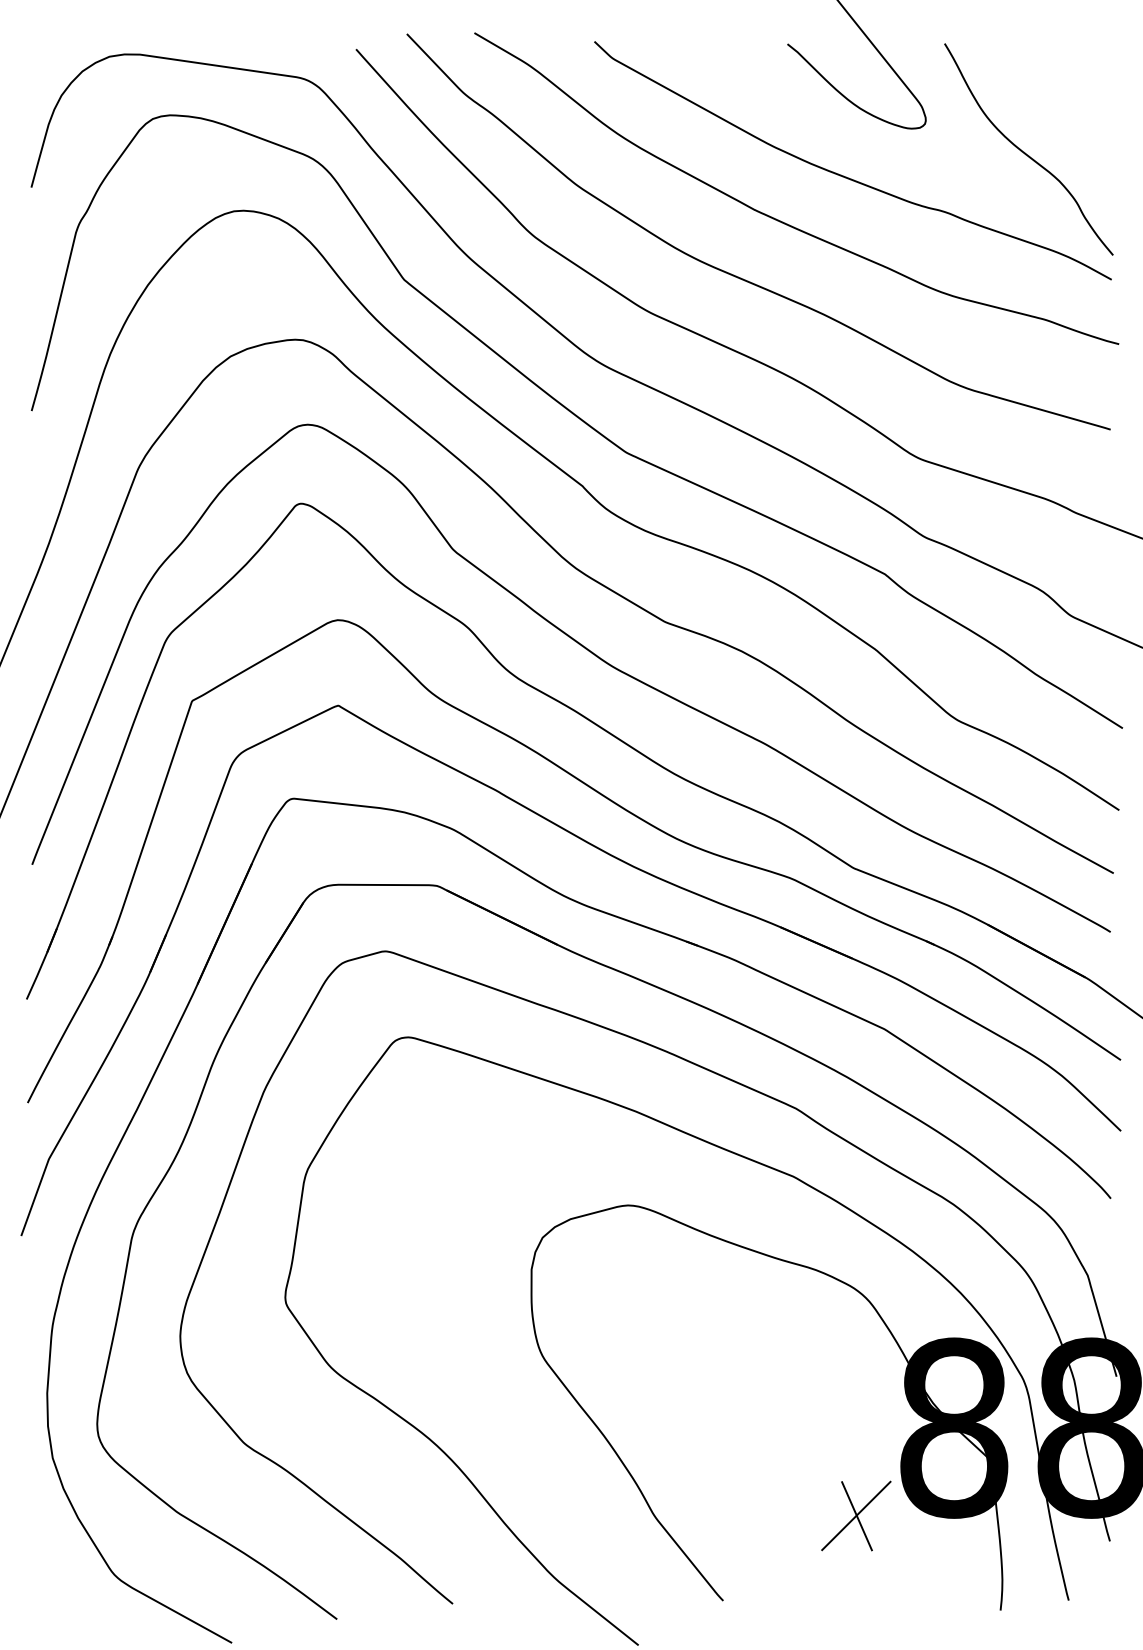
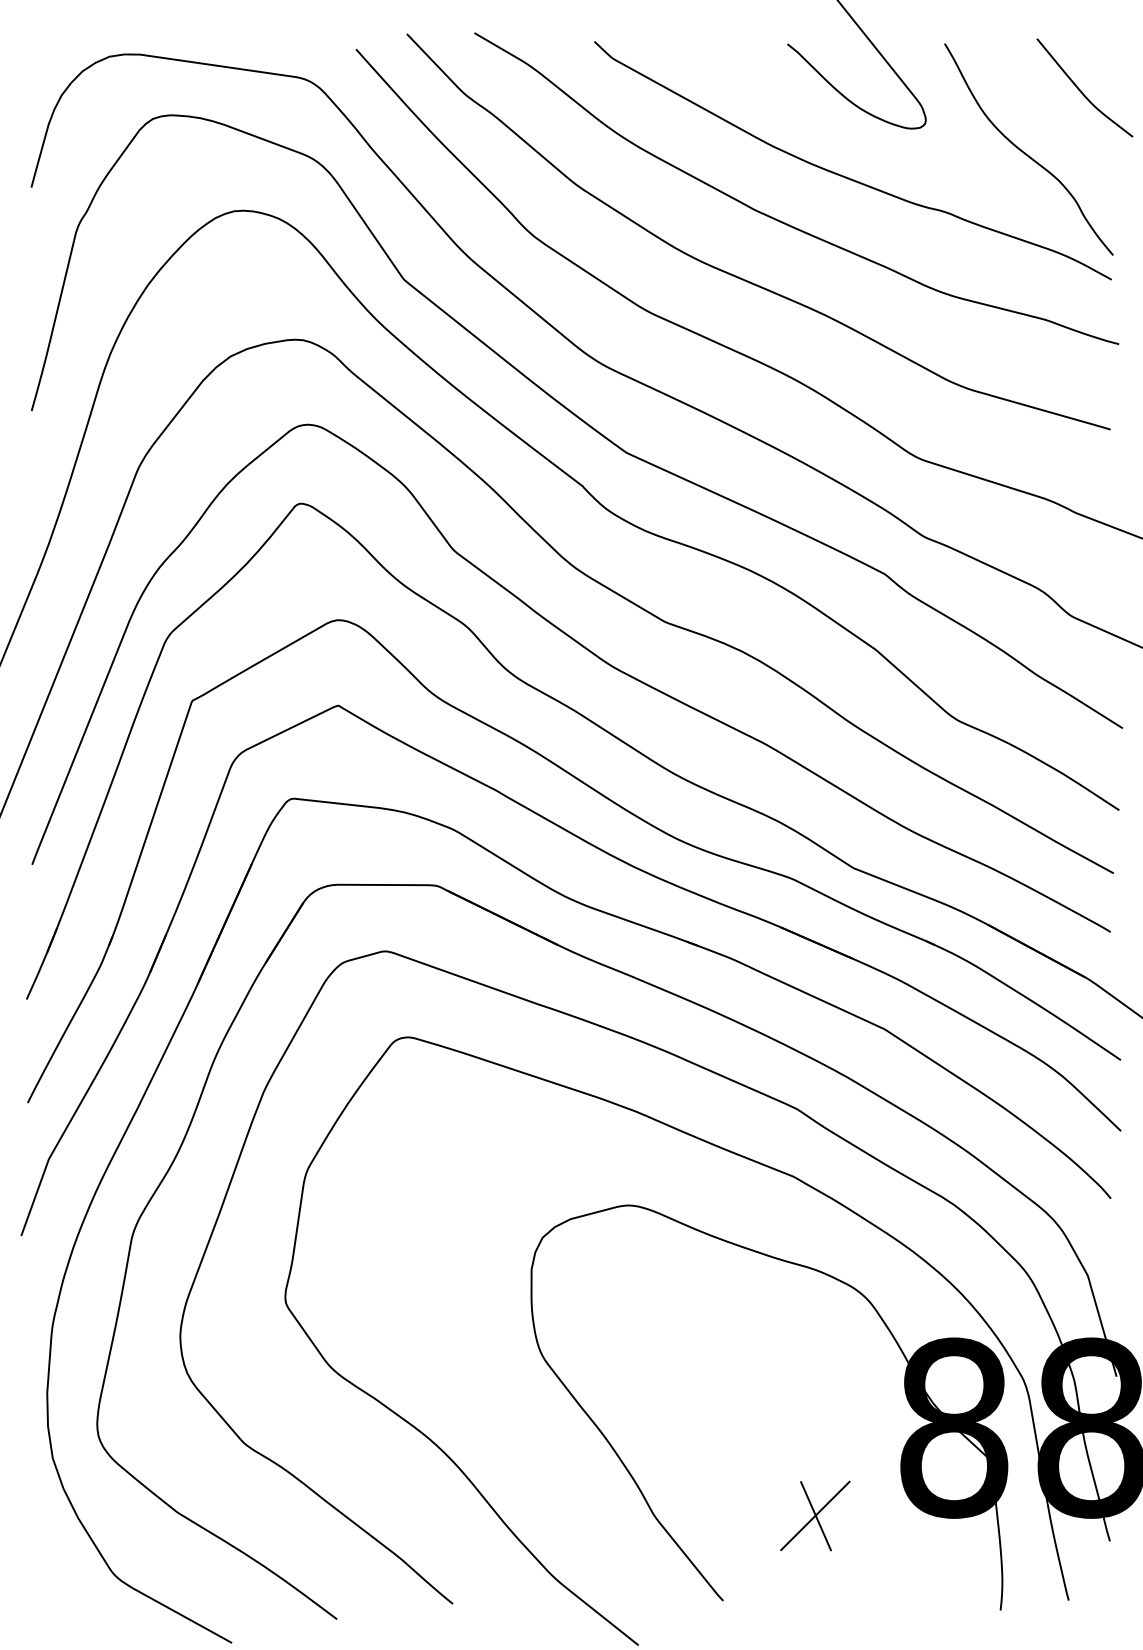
curve: none -> present (1081, 90)
part position: (856, 1515) -> (815, 1515) (815, 1515)
